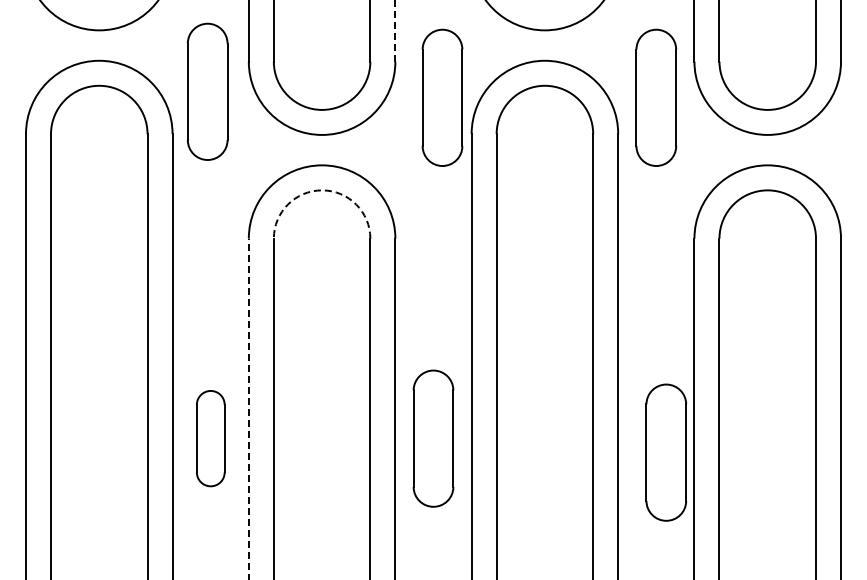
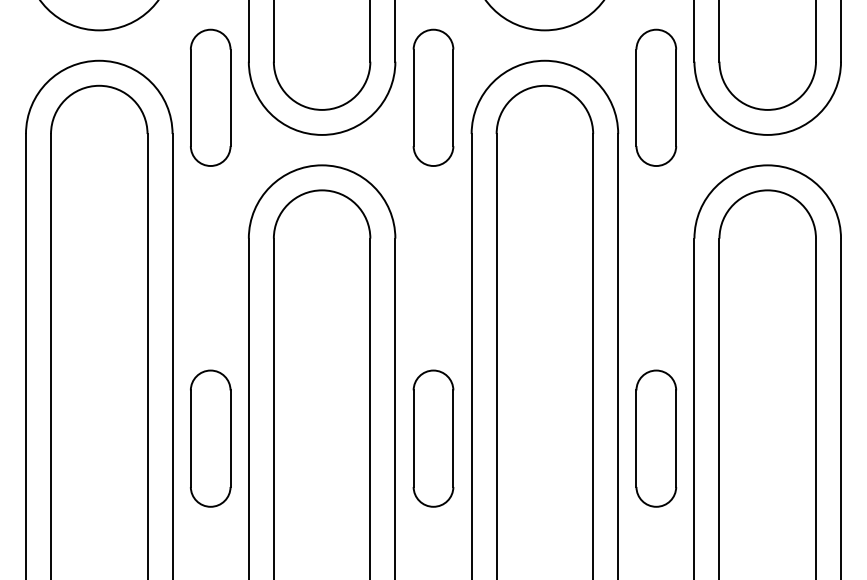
line: dashed -> solid (395, 31)
part position: (207, 91) -> (210, 97) (210, 97)
part position: (442, 97) -> (433, 97) (433, 97)
arc: dashed -> solid (322, 190)
line: dashed -> solid (248, 408)
part size: 30x98 px -> 42x139 px (210, 438)
part position: (666, 452) -> (656, 438) (656, 438)
